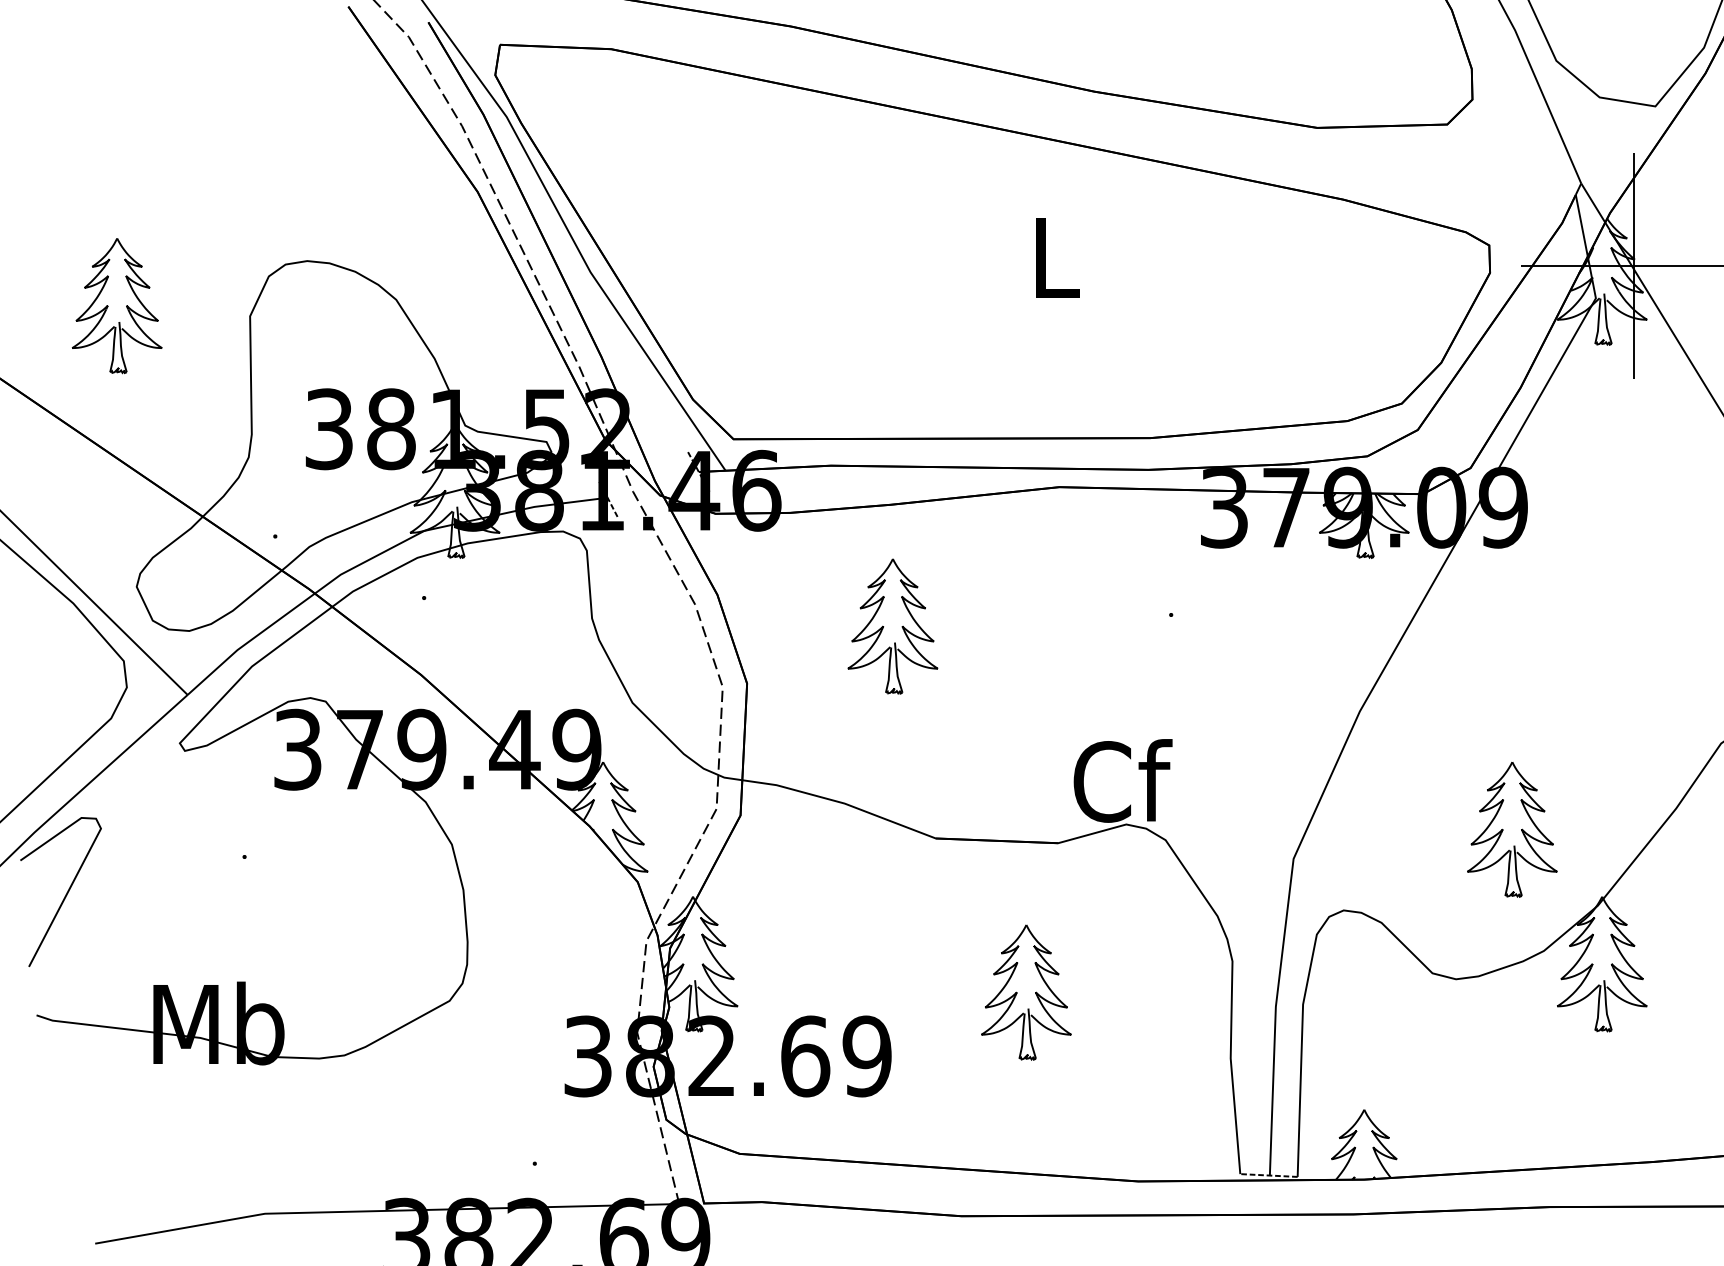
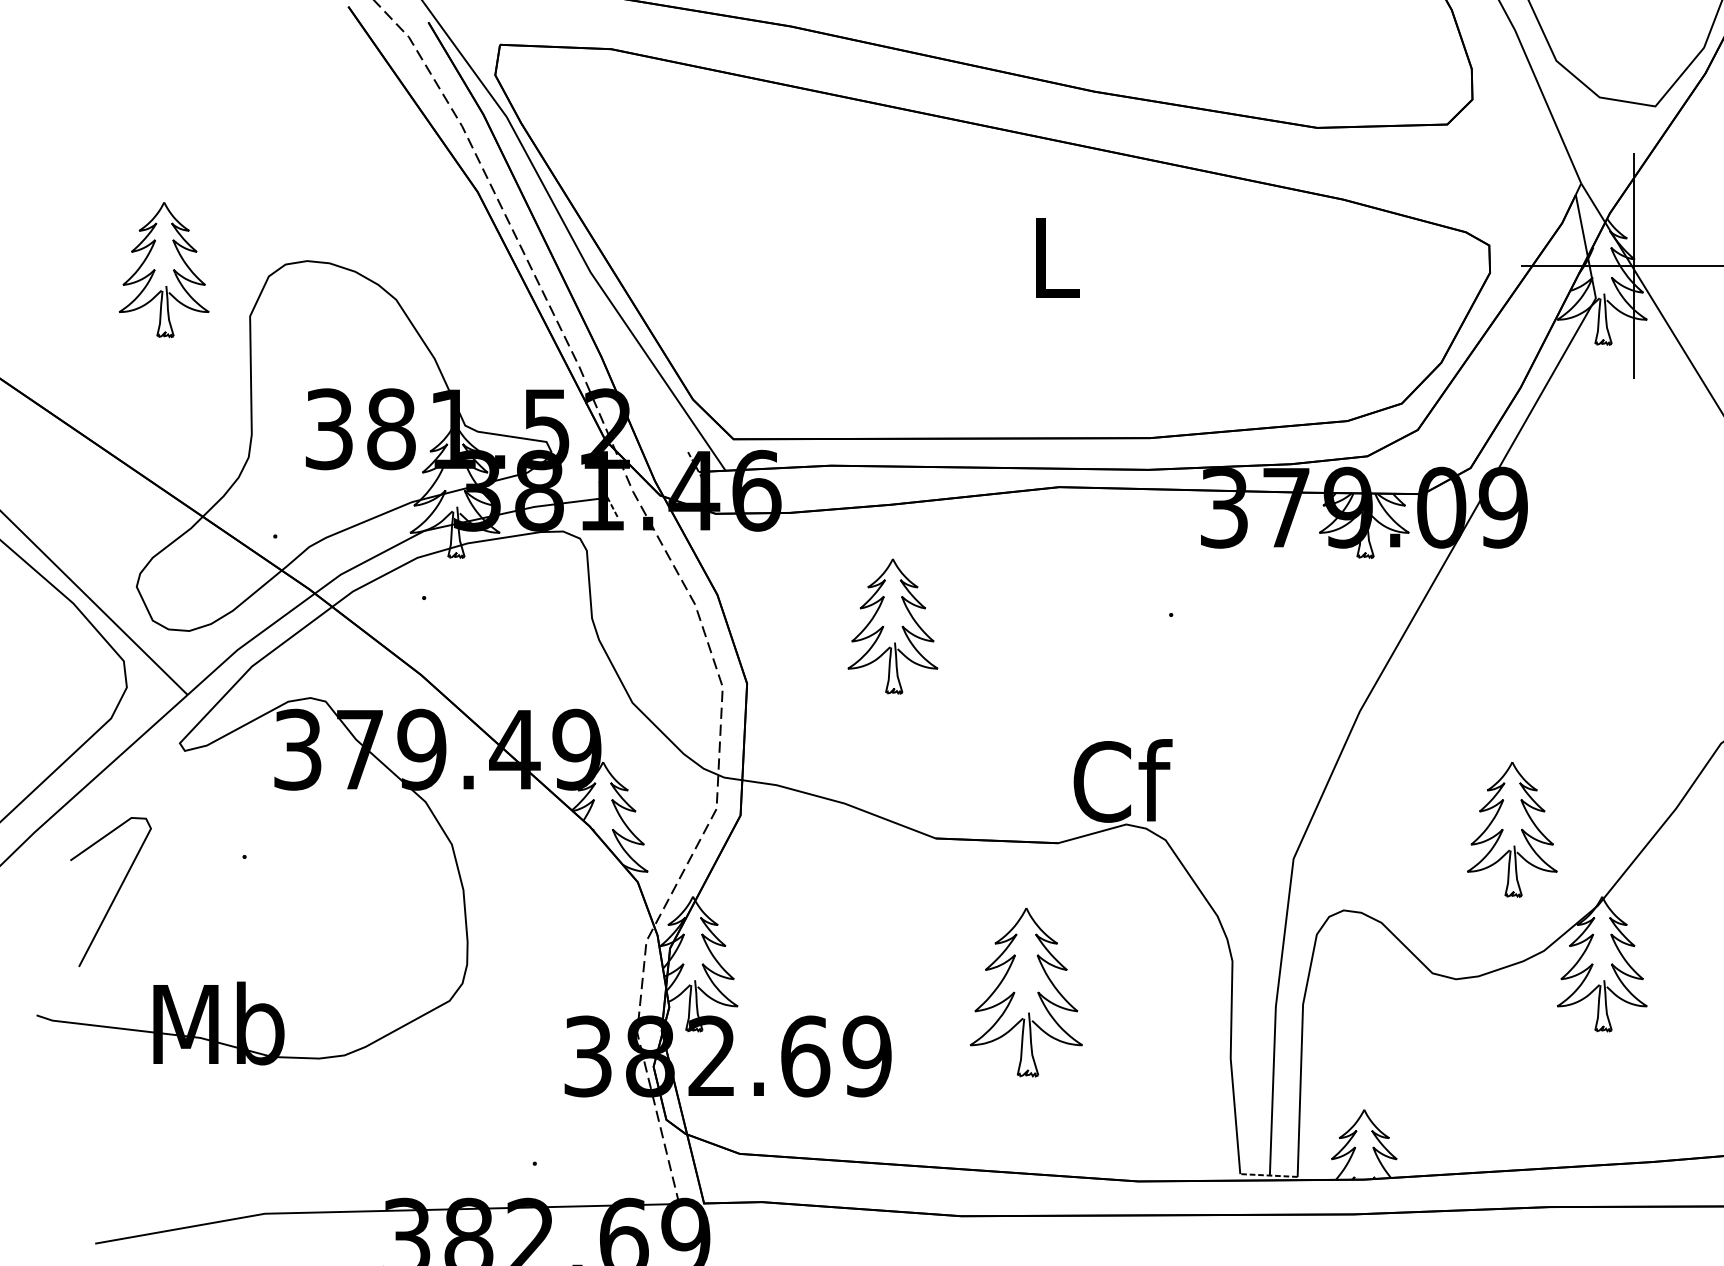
part position: (116, 306) -> (163, 270) (163, 270)
line position: (65, 894) -> (115, 894) (115, 894)
part size: 91x137 px -> 114x171 px (1025, 992)
